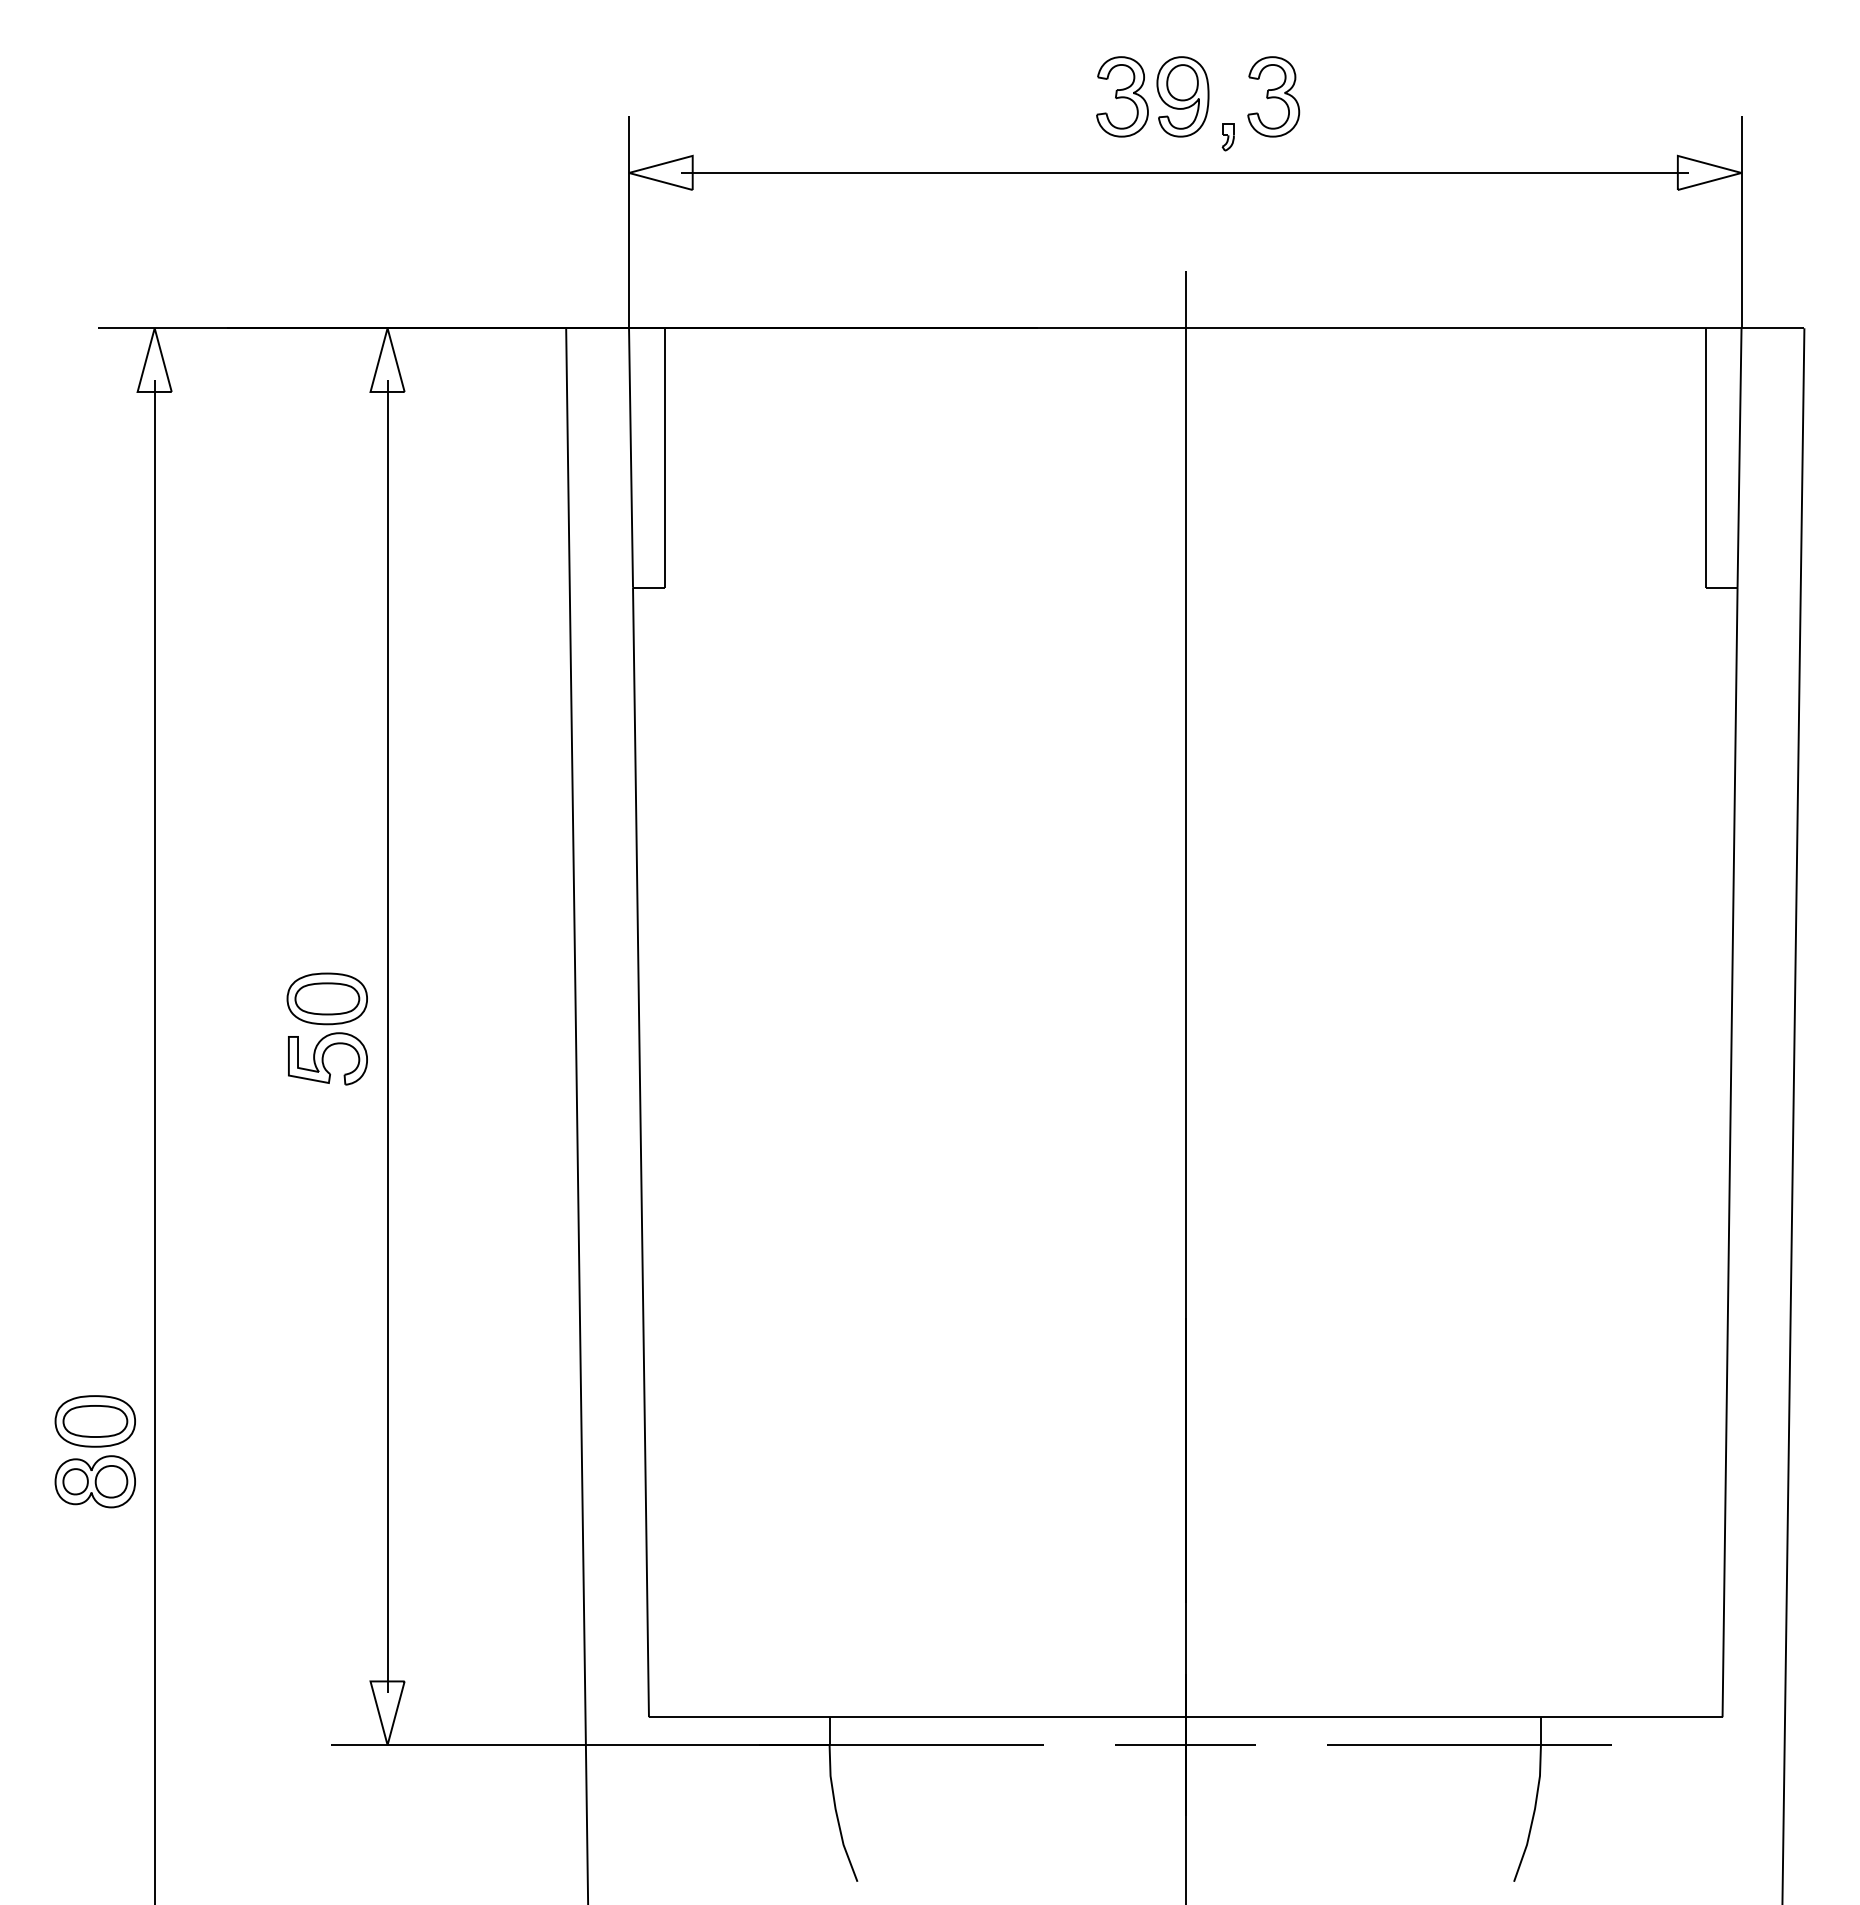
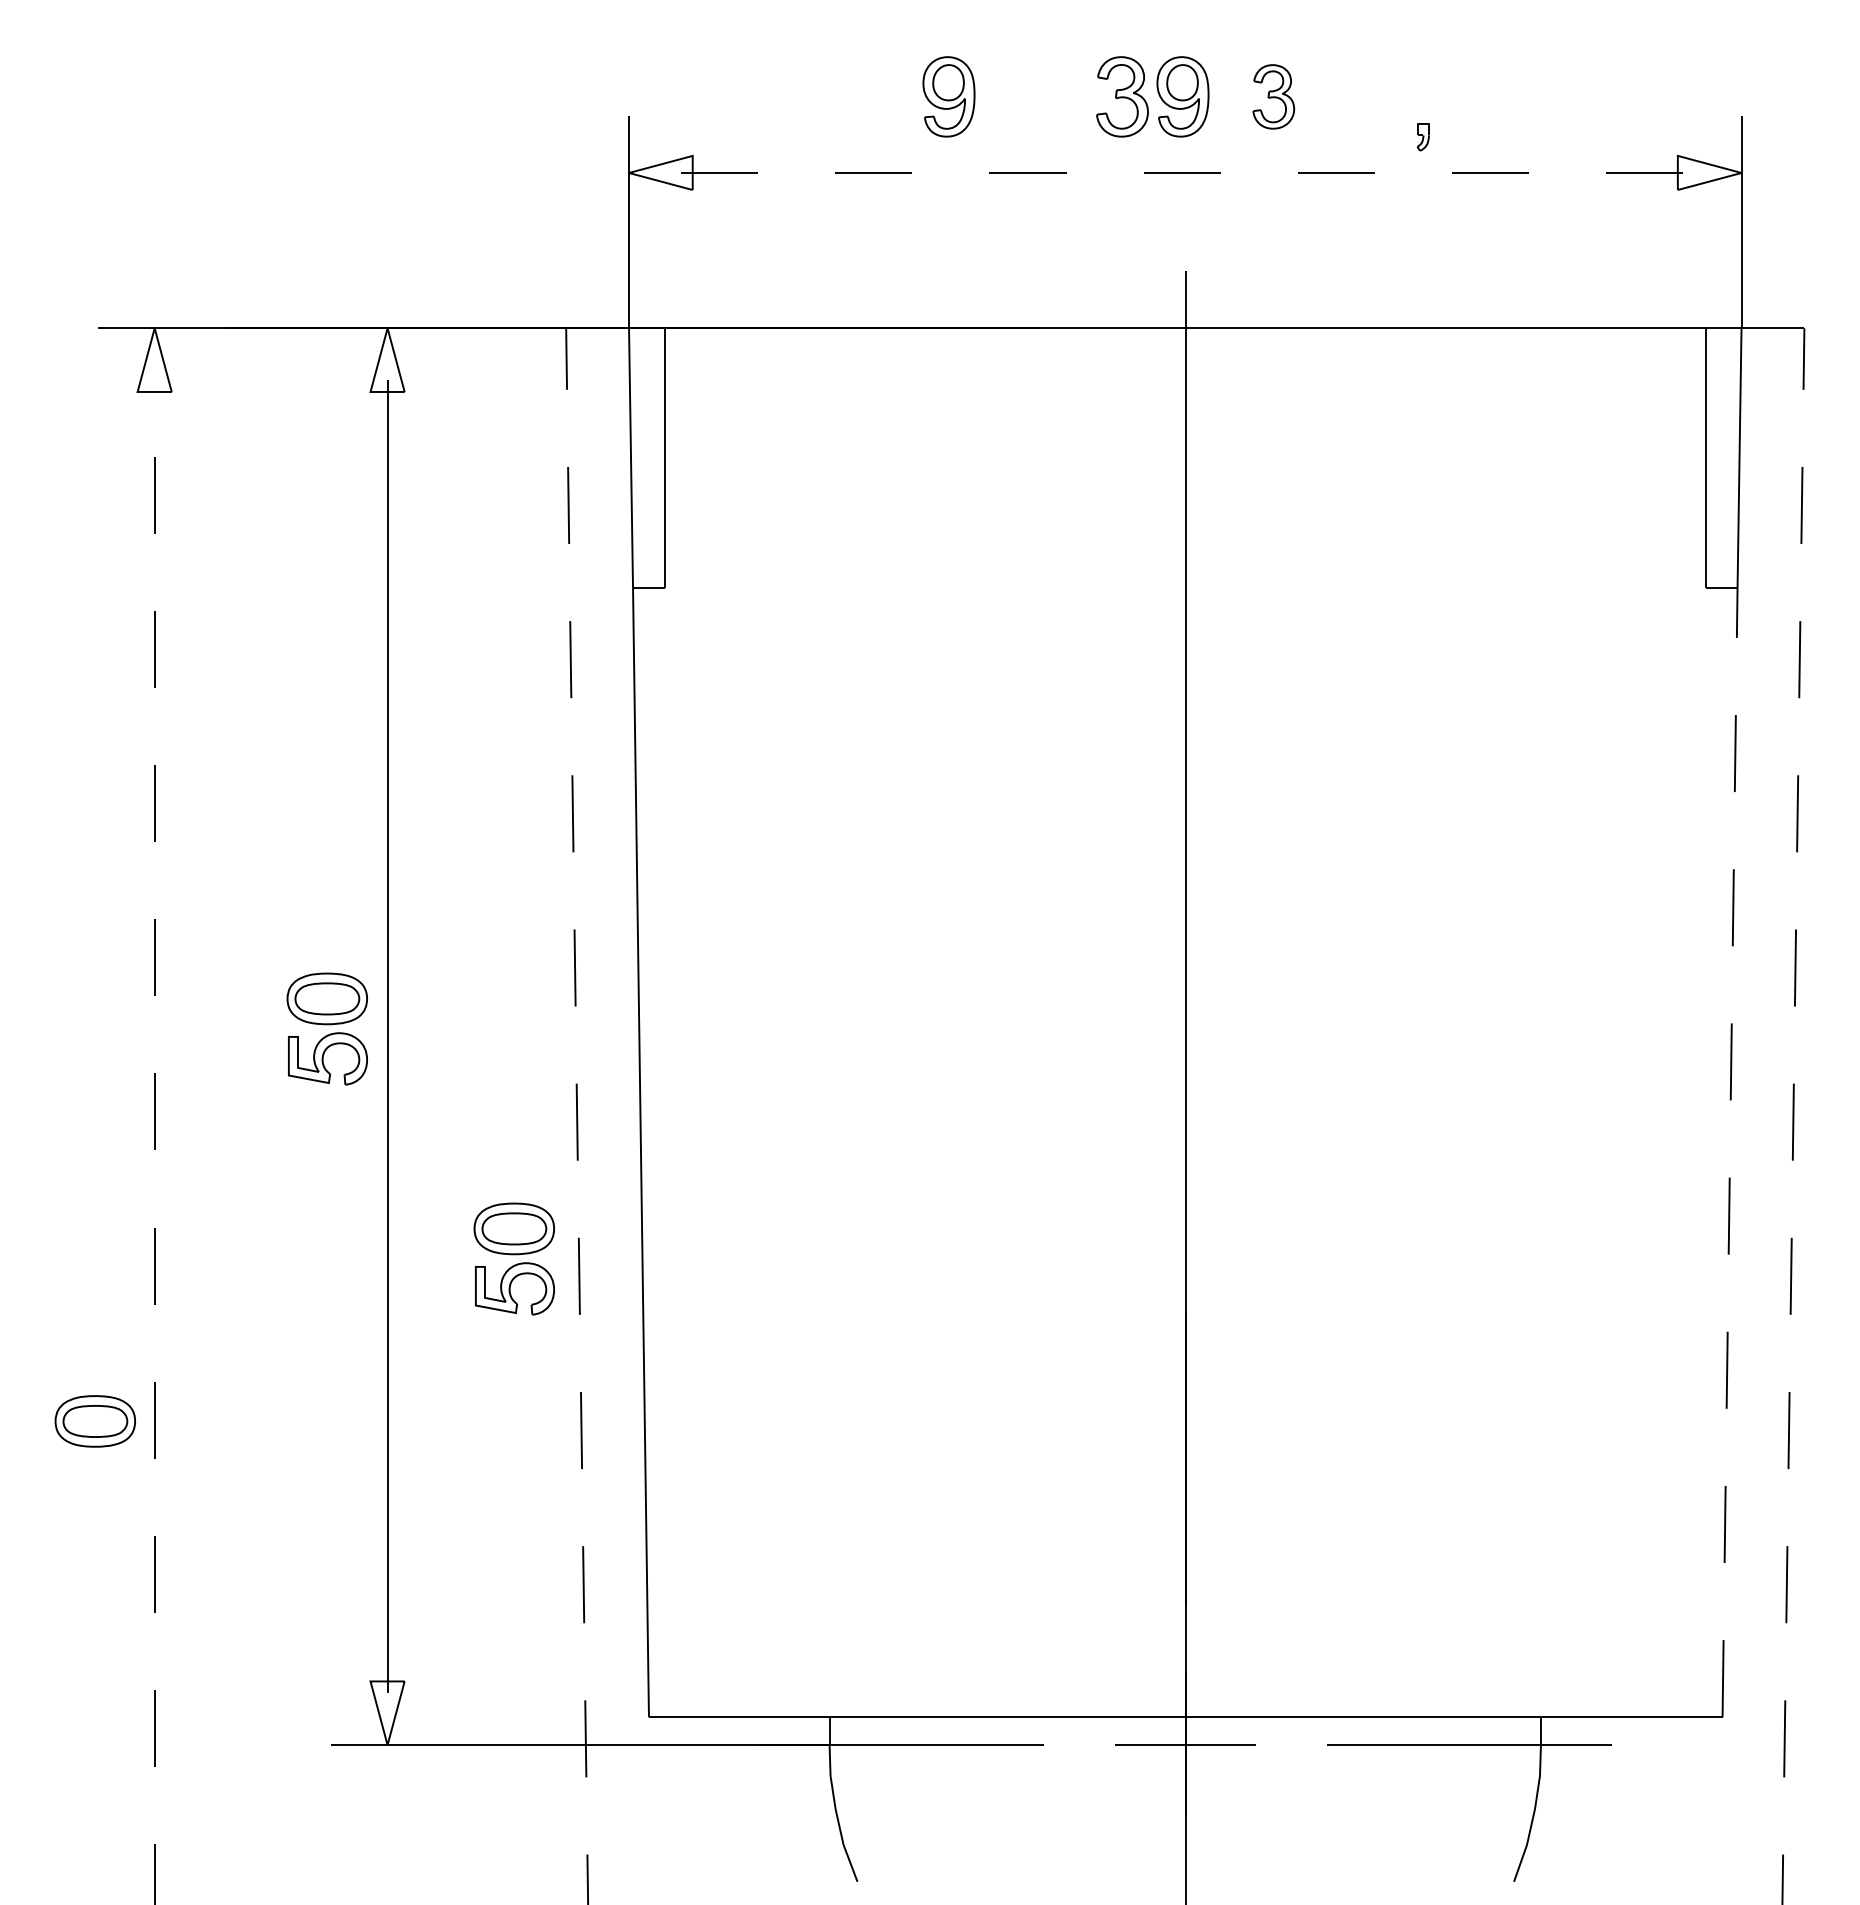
part: none -> present (948, 96)
part size: 54x82 px -> 43x66 px (1273, 96)
part position: (1227, 137) -> (1422, 137) (1422, 137)
line: solid -> dashed (1185, 172)
line: solid -> dashed (577, 1115)
line: solid -> dashed (1793, 1115)
line: solid -> dashed (154, 1142)
line: solid -> dashed (1730, 1152)
part: none -> present (513, 1258)
part: present -> none (94, 1481)
